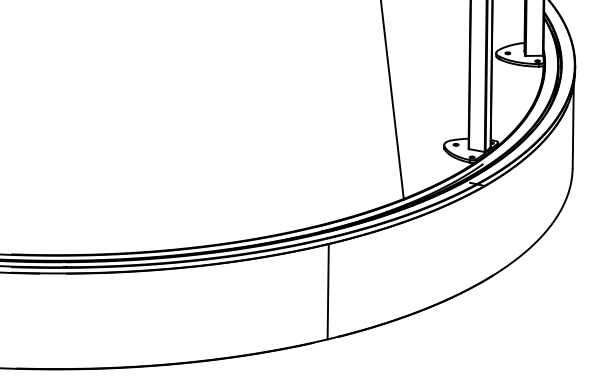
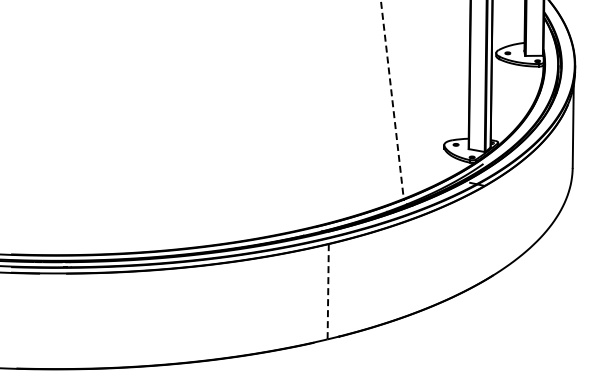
line: solid -> dashed (392, 99)
line: solid -> dashed (328, 291)
